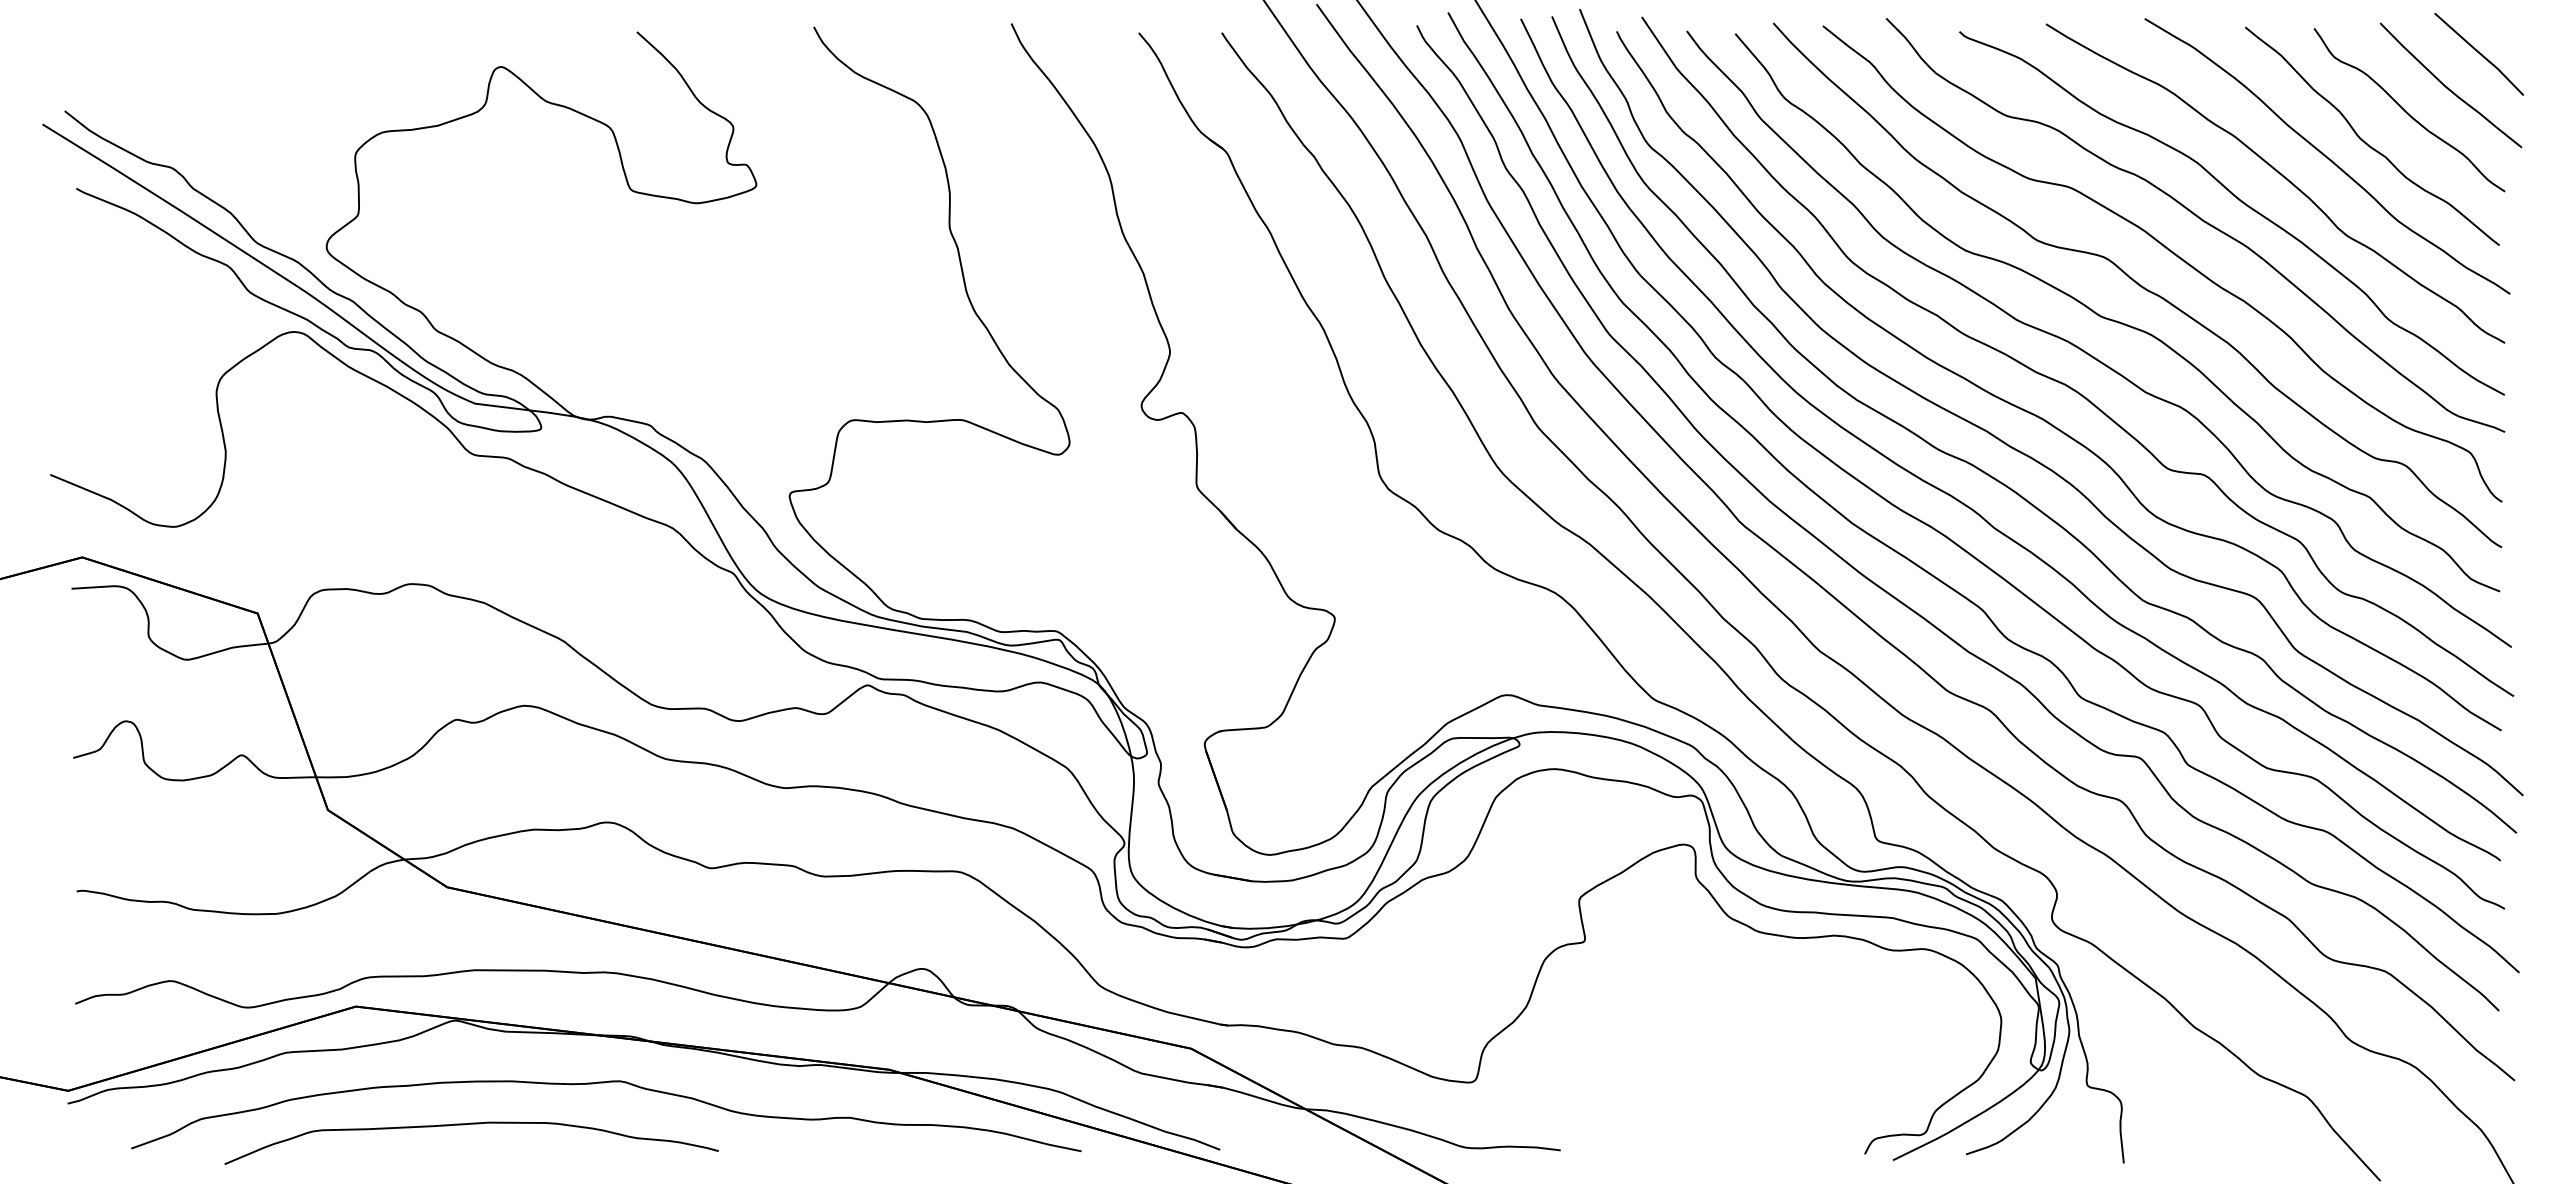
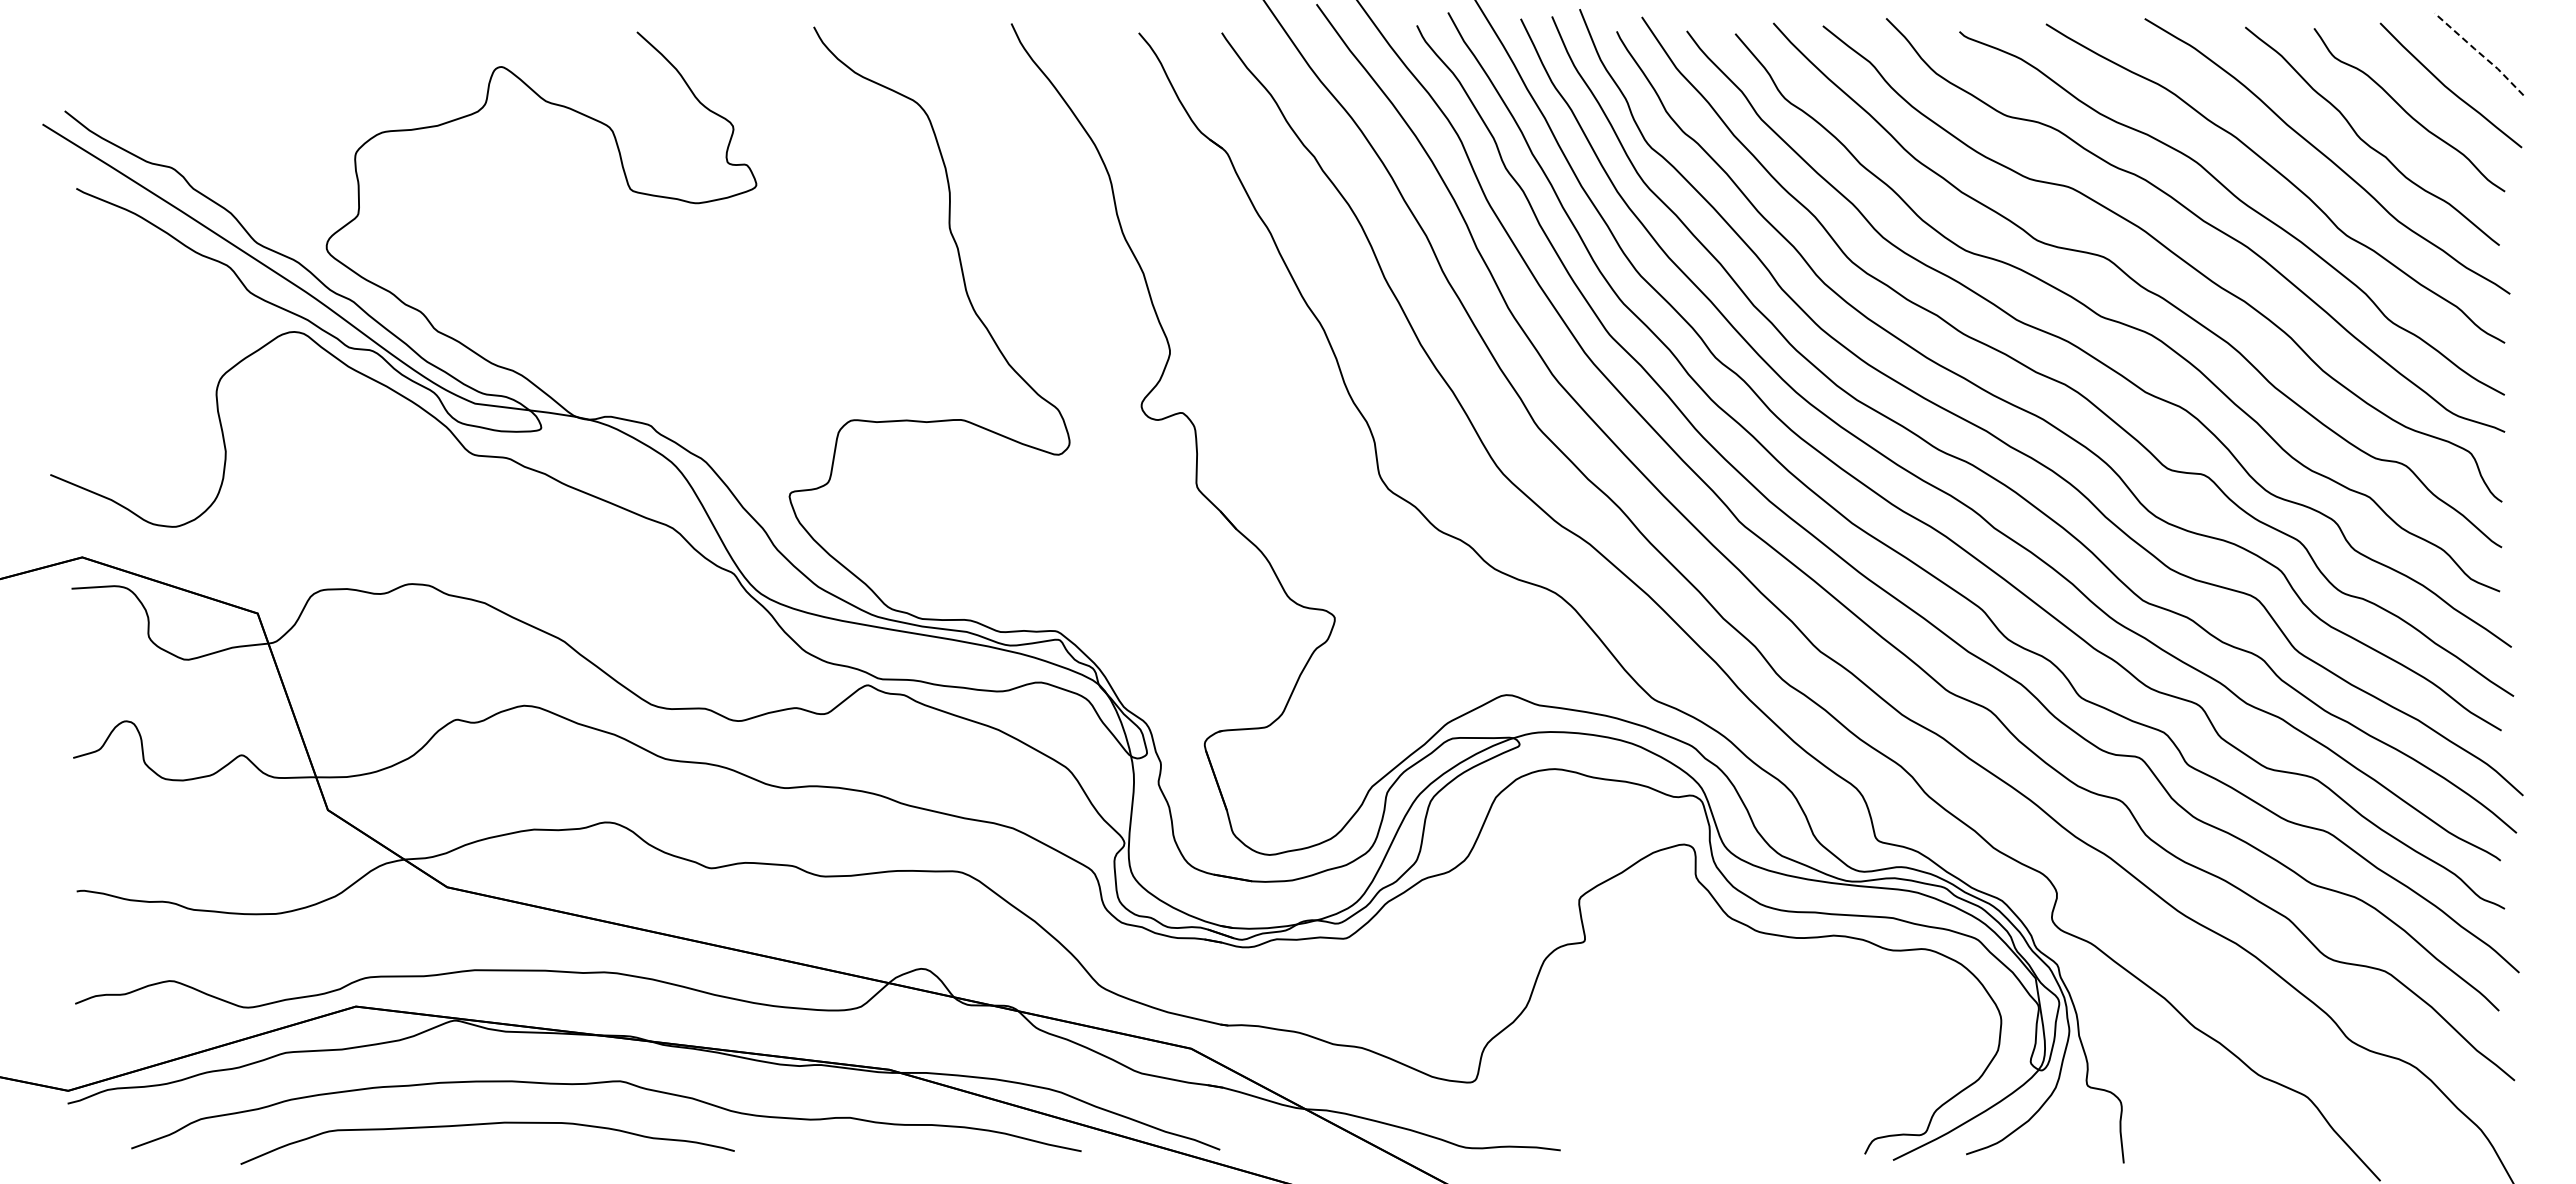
line: solid -> dashed (2479, 53)
curve position: (471, 1124) -> (487, 1124) (487, 1124)
